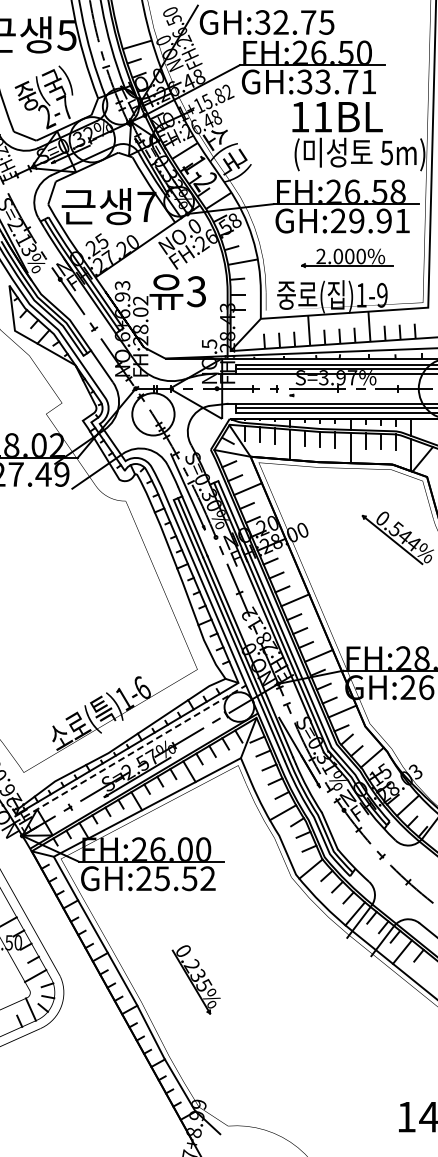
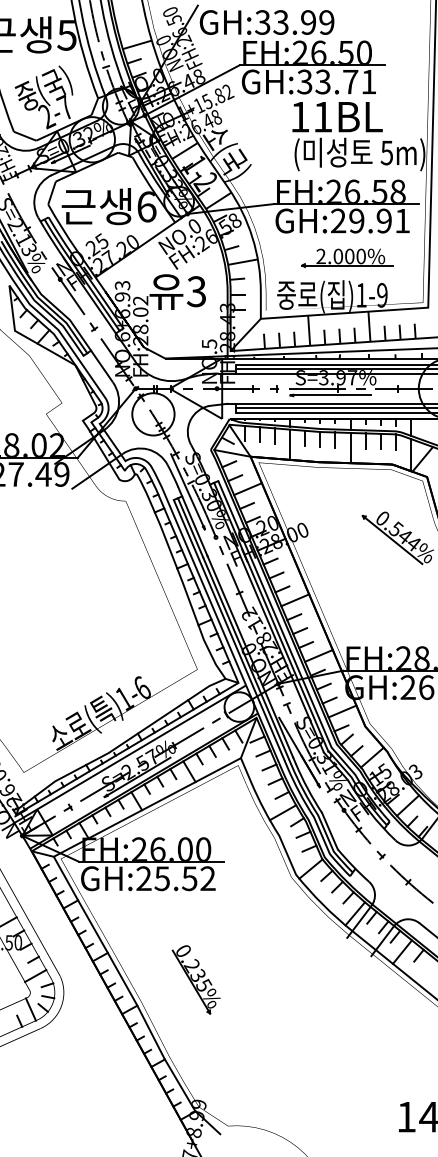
text: GH:32.75 -> GH:33.99 (303, 22)
text: 7 -> 6 (146, 206)
line: none -> present (330, 395)
line: dashed -> solid (130, 754)
